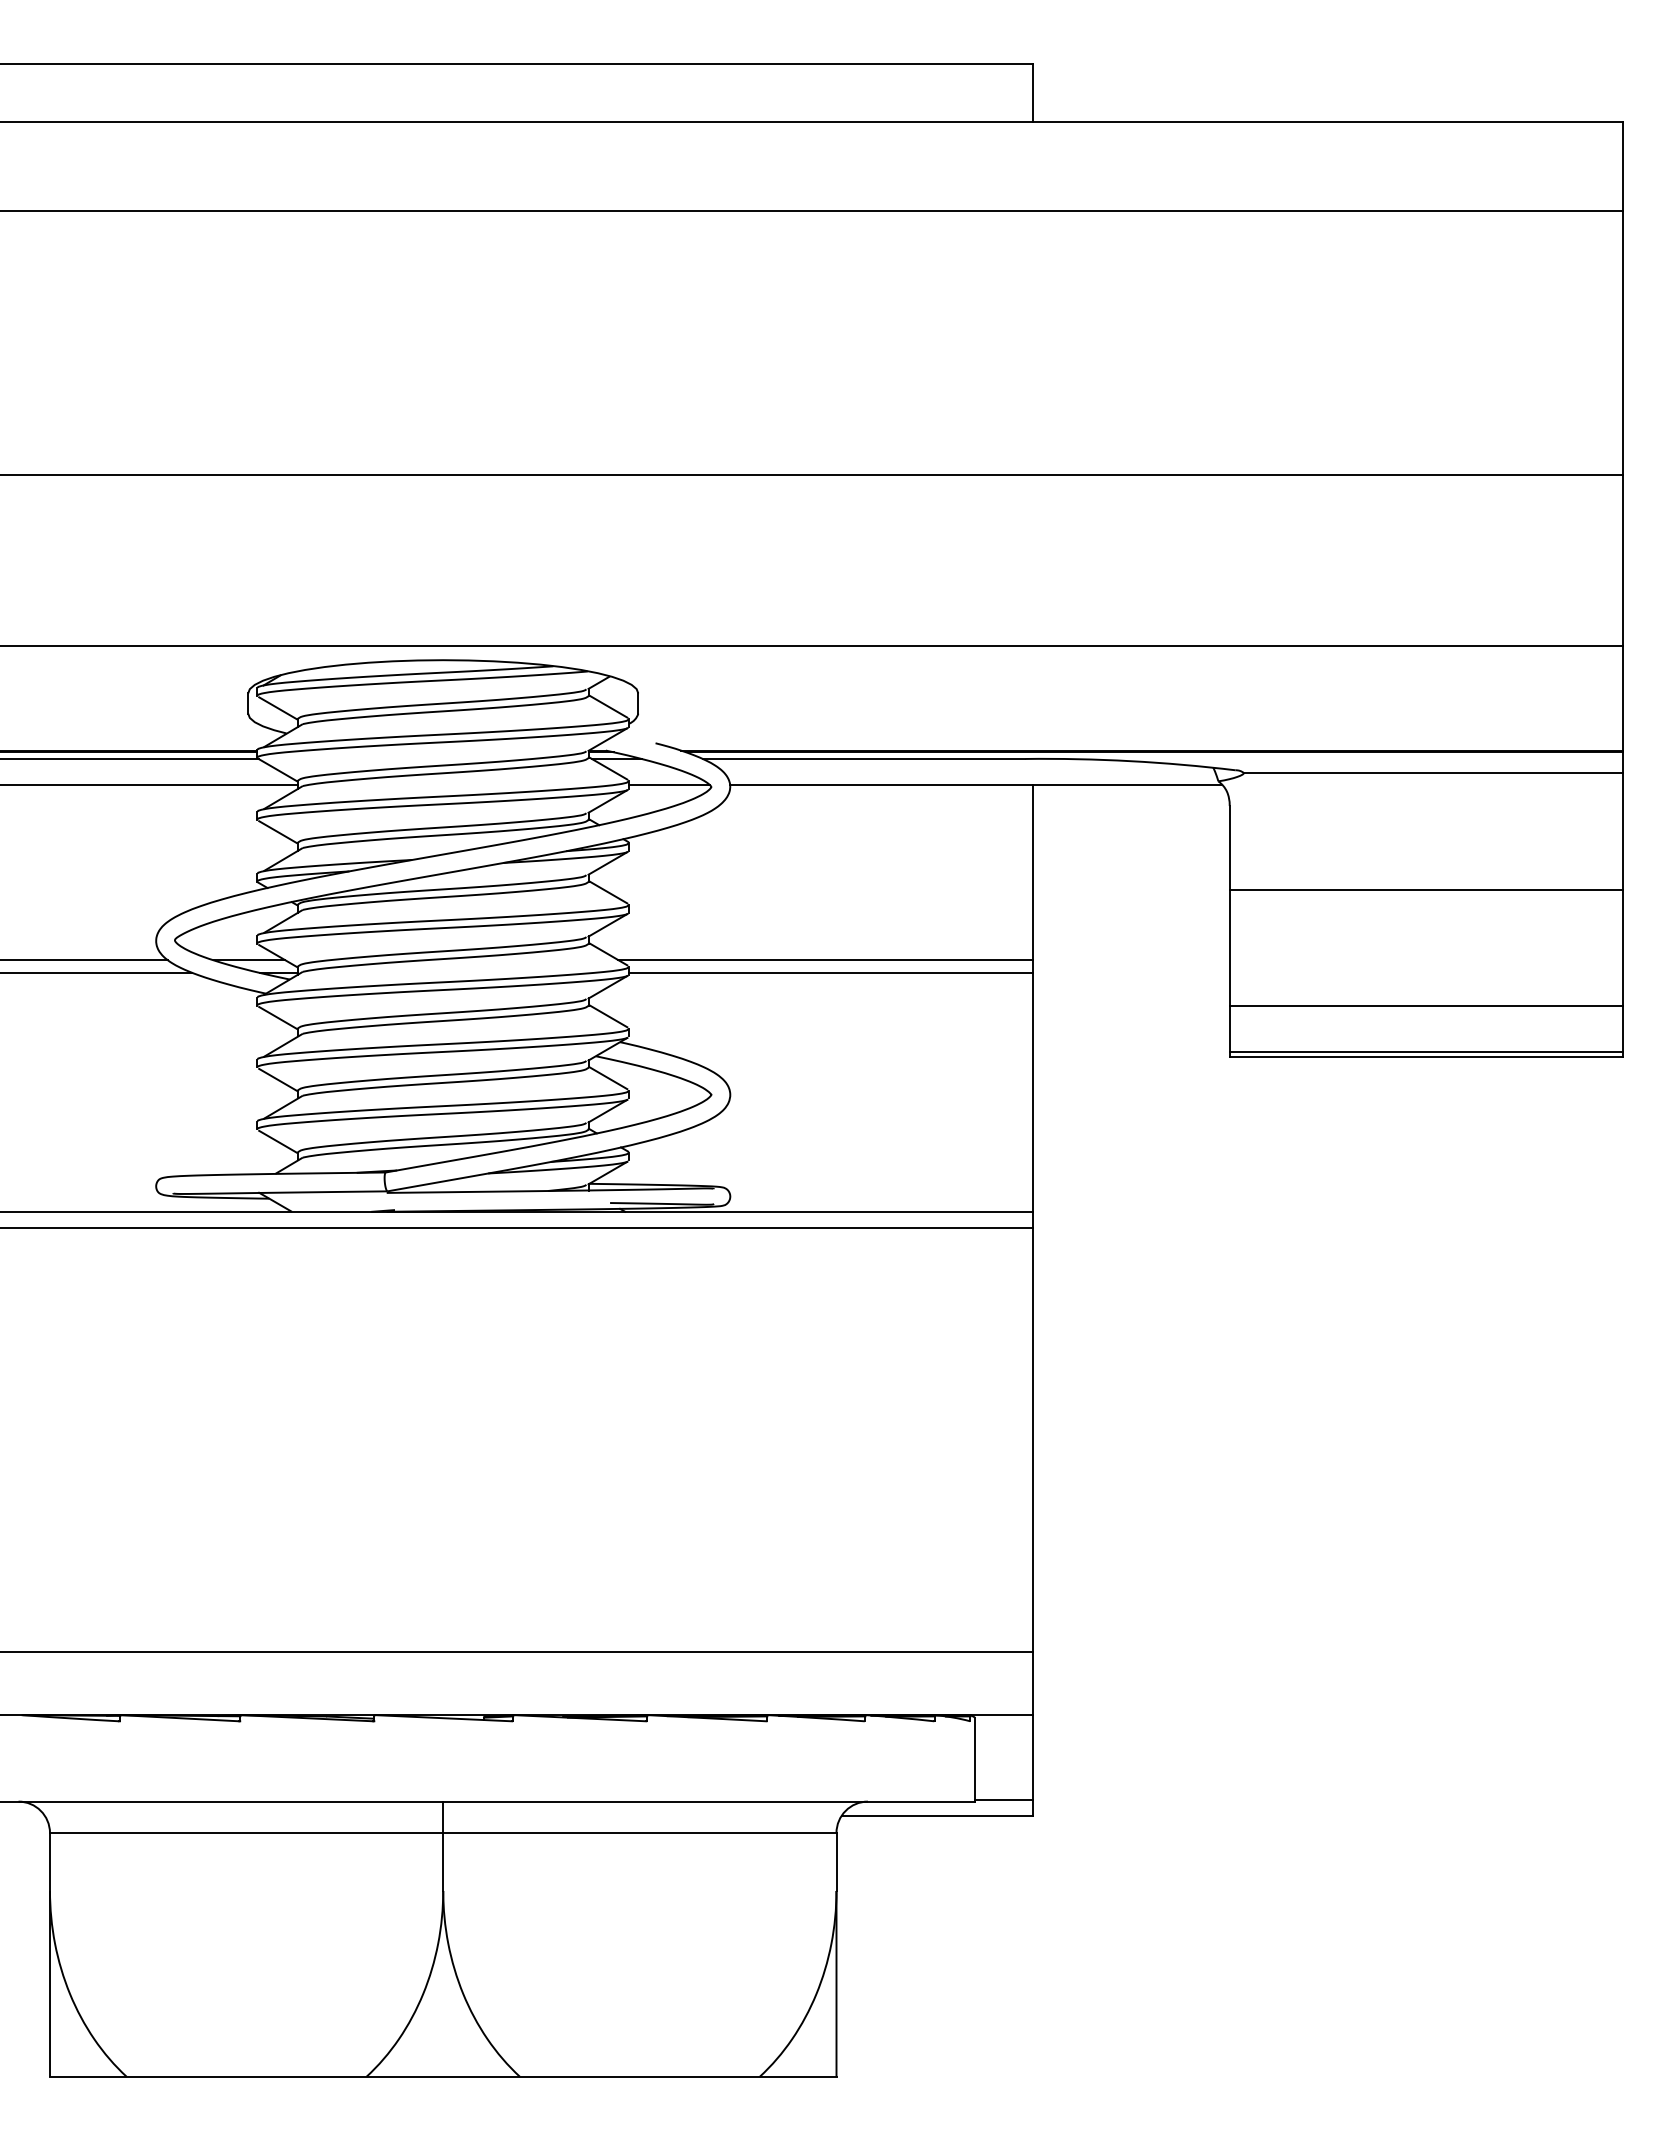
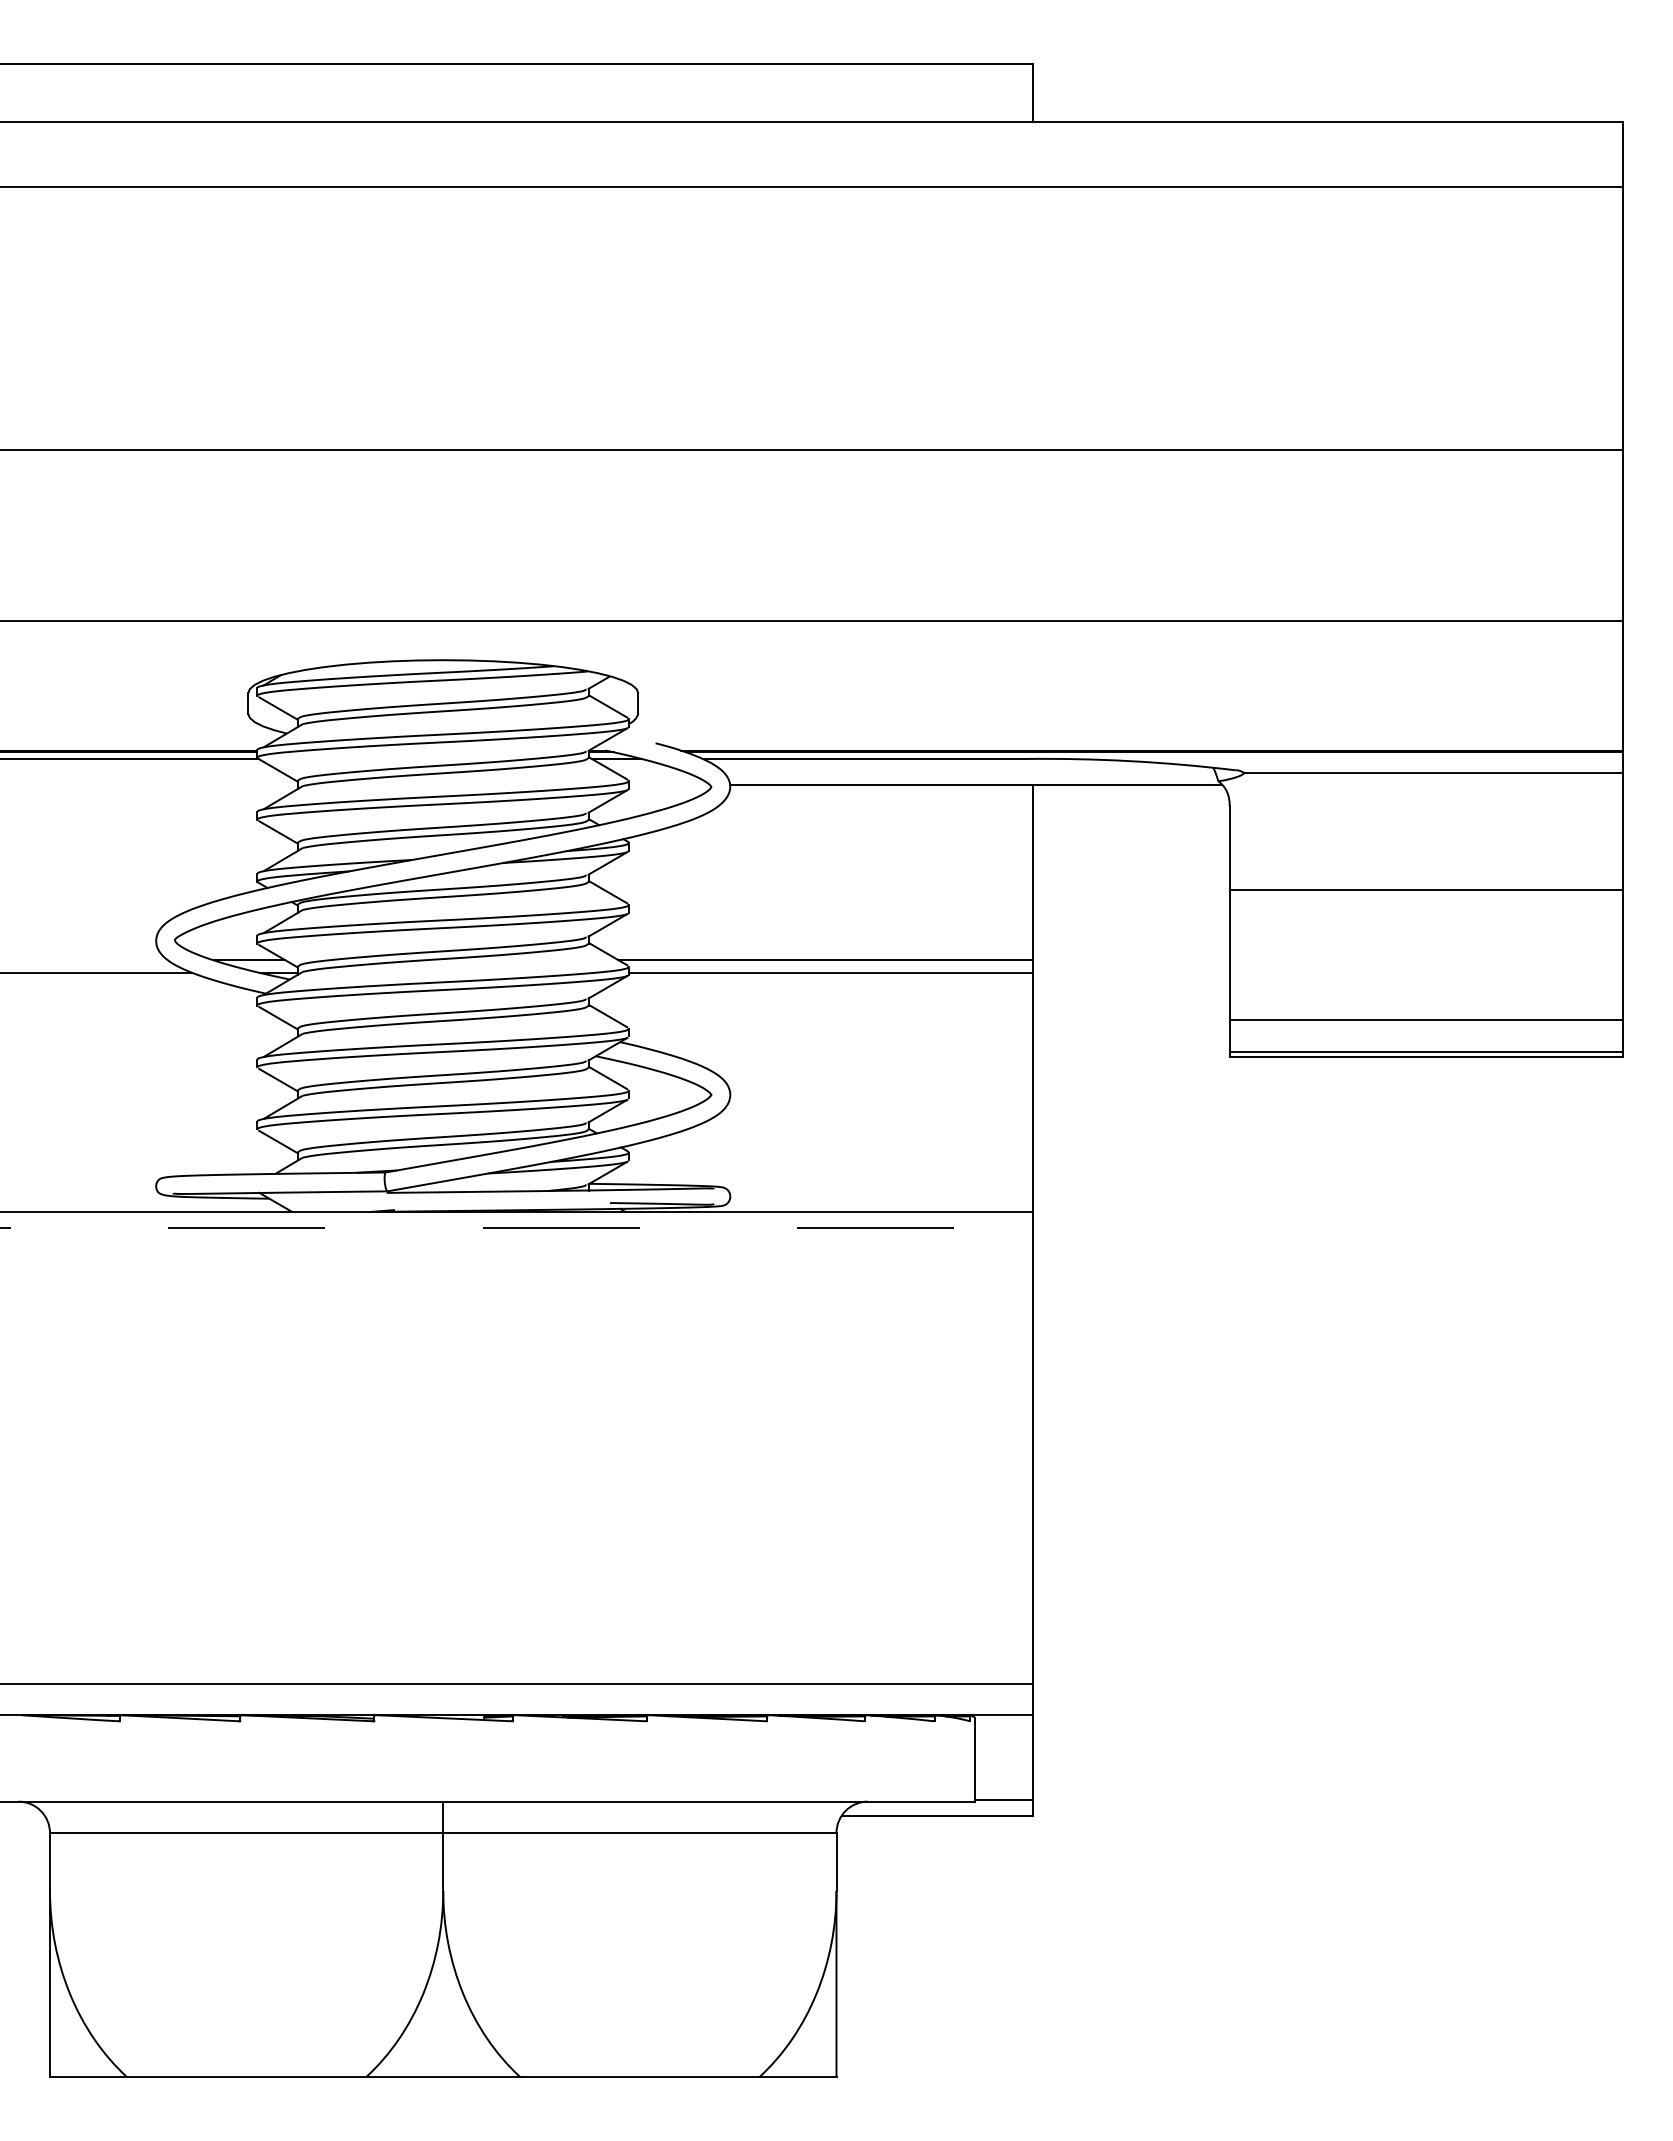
line position: (812, 210) -> (812, 186) (812, 186)
line position: (812, 475) -> (812, 450) (812, 450)
line position: (812, 646) -> (812, 621) (812, 621)
line: present -> none (149, 785)
line: present -> none (669, 785)
line: present -> none (85, 960)
line position: (1425, 1006) -> (1425, 1020) (1425, 1020)
line: solid -> dashed (517, 1227)
line position: (517, 1652) -> (517, 1684) (517, 1684)
